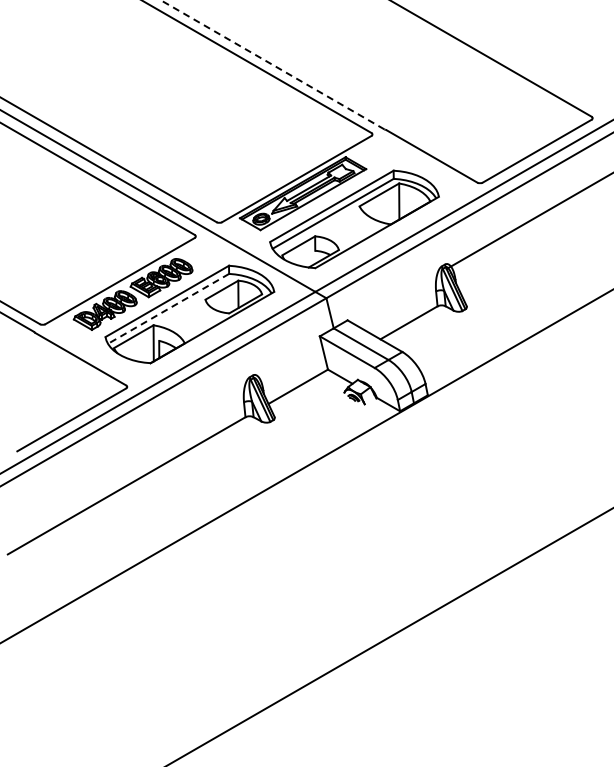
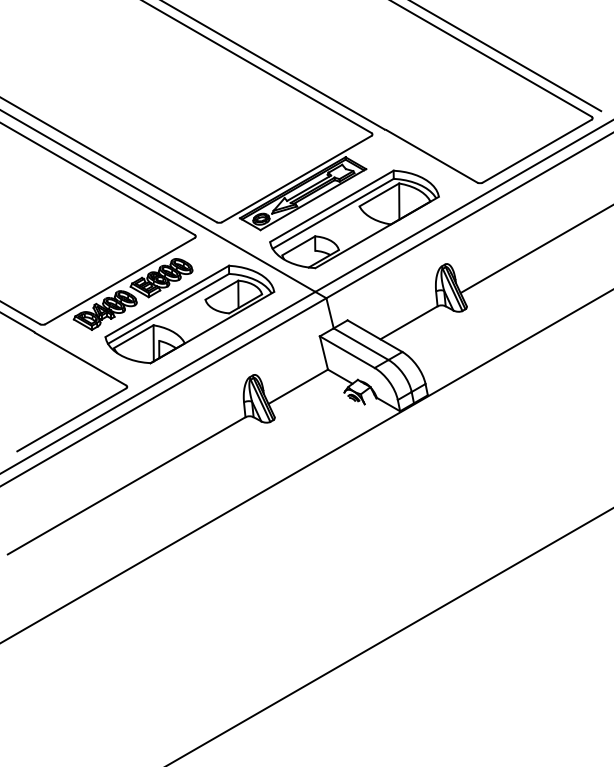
line: none -> present (506, 56)
line: dashed -> solid (272, 64)
line position: (528, 221) -> (535, 249) (535, 249)
line: dashed -> solid (168, 308)
